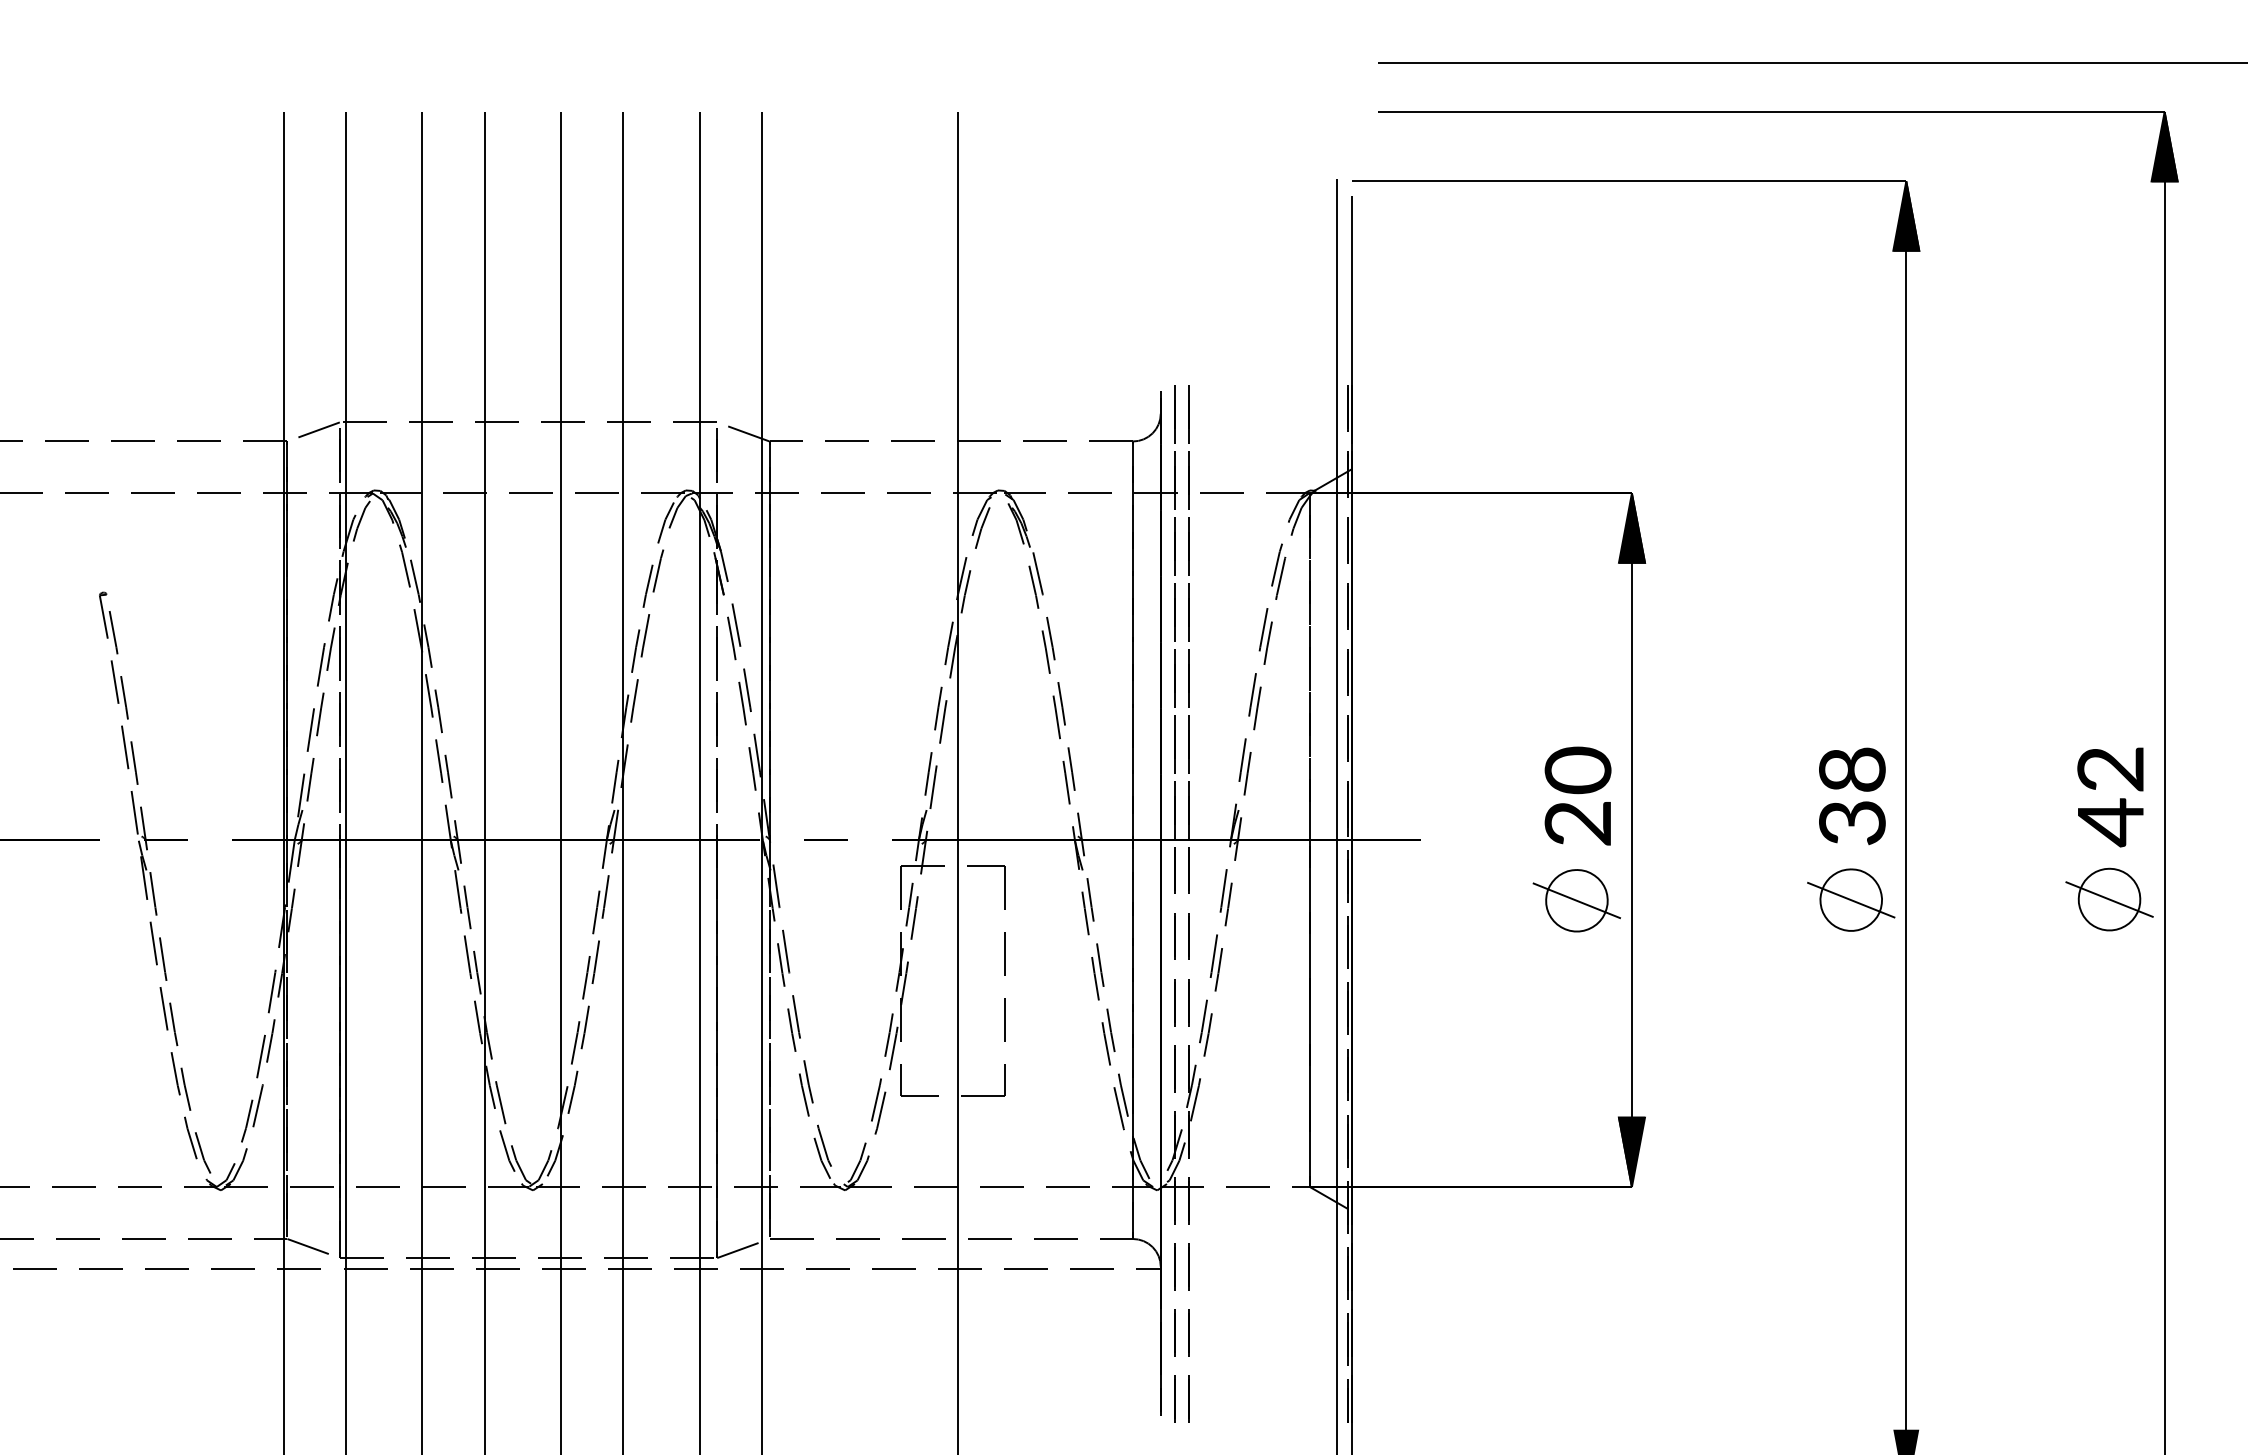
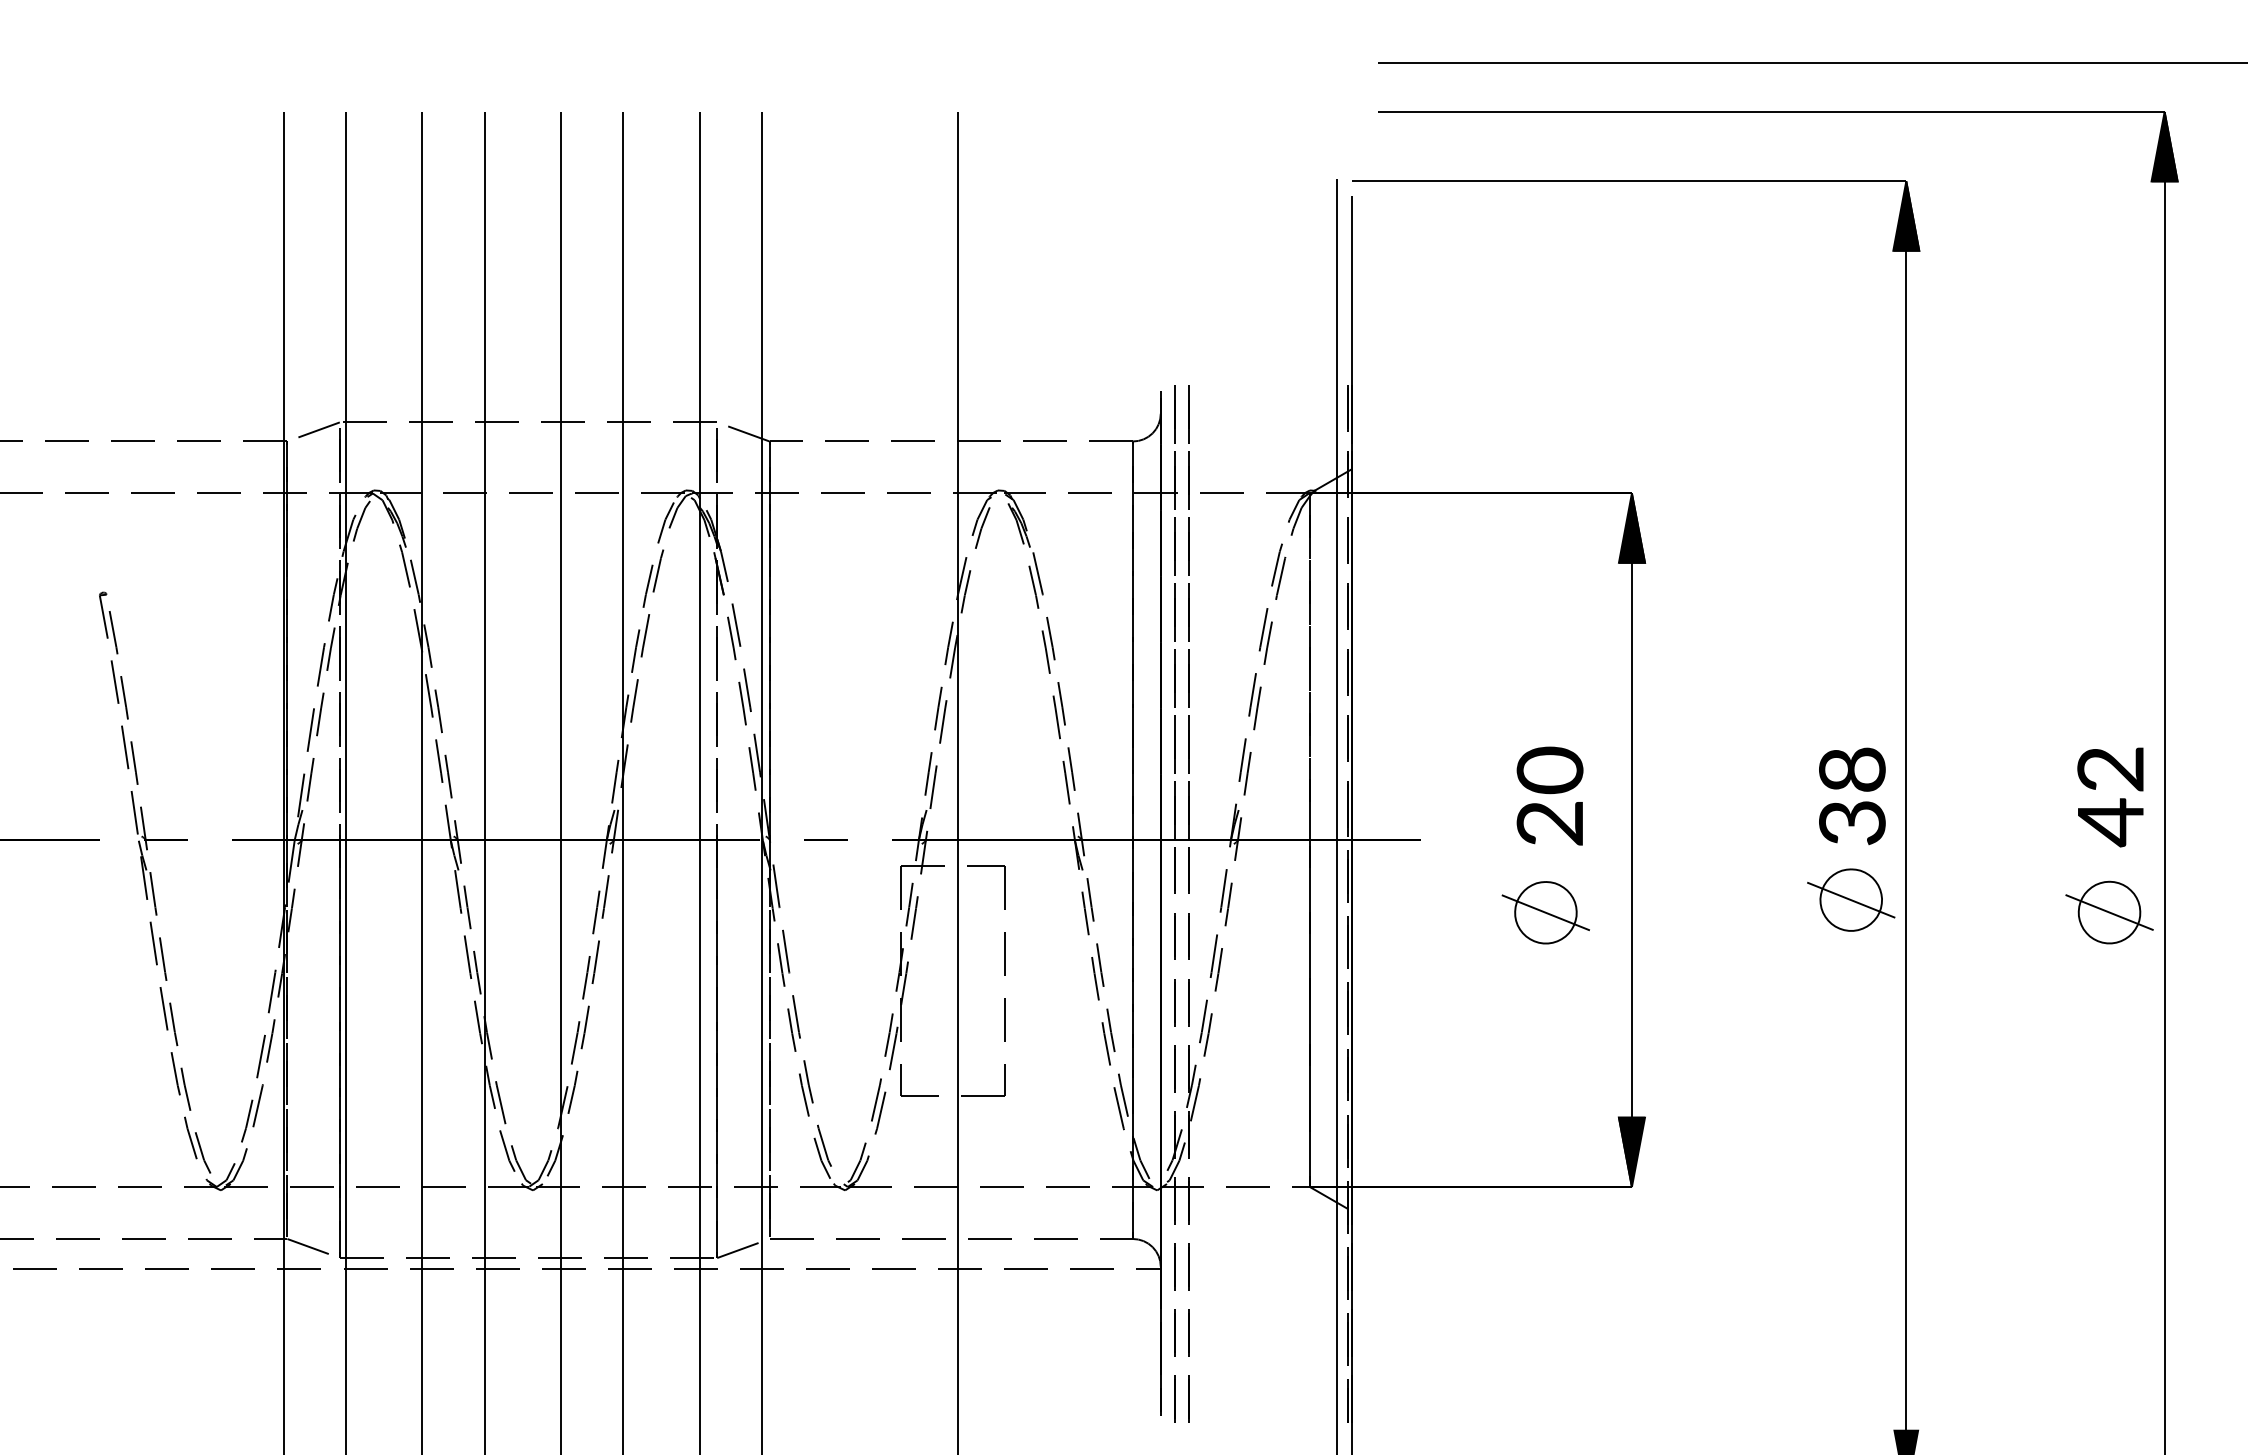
text position: (1577, 795) -> (1549, 795) (1549, 795)
part position: (2109, 899) -> (2109, 912) (2109, 912)
part position: (1576, 900) -> (1545, 912) (1545, 912)
